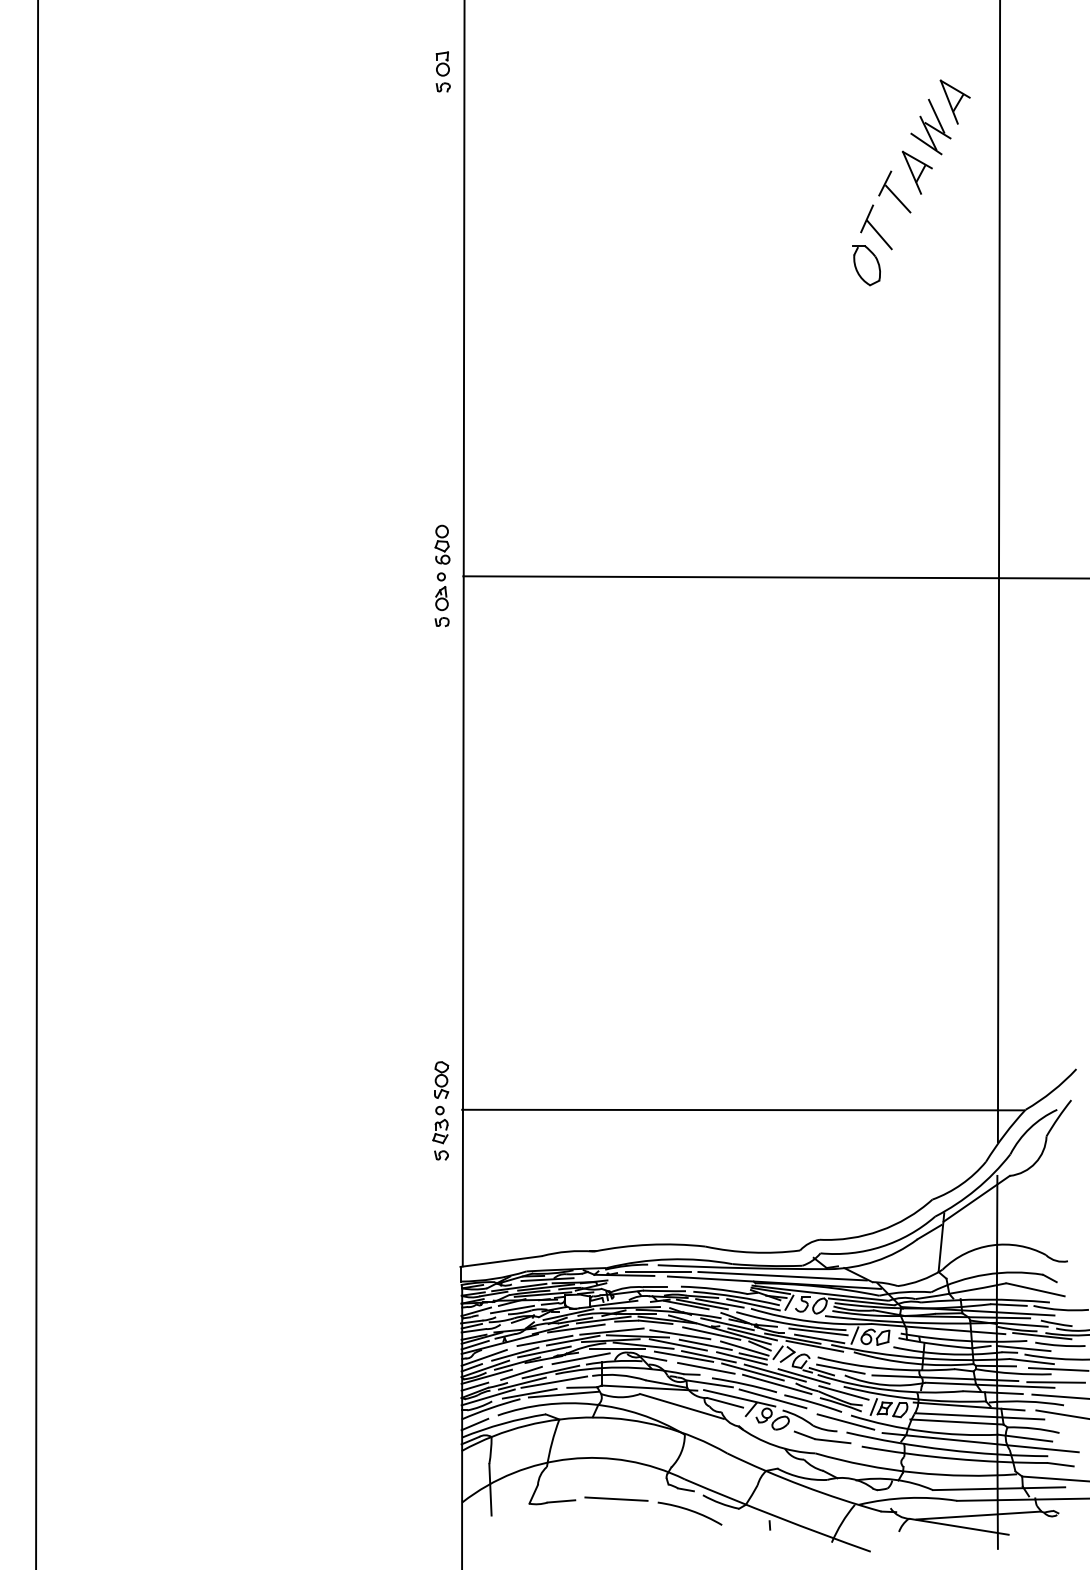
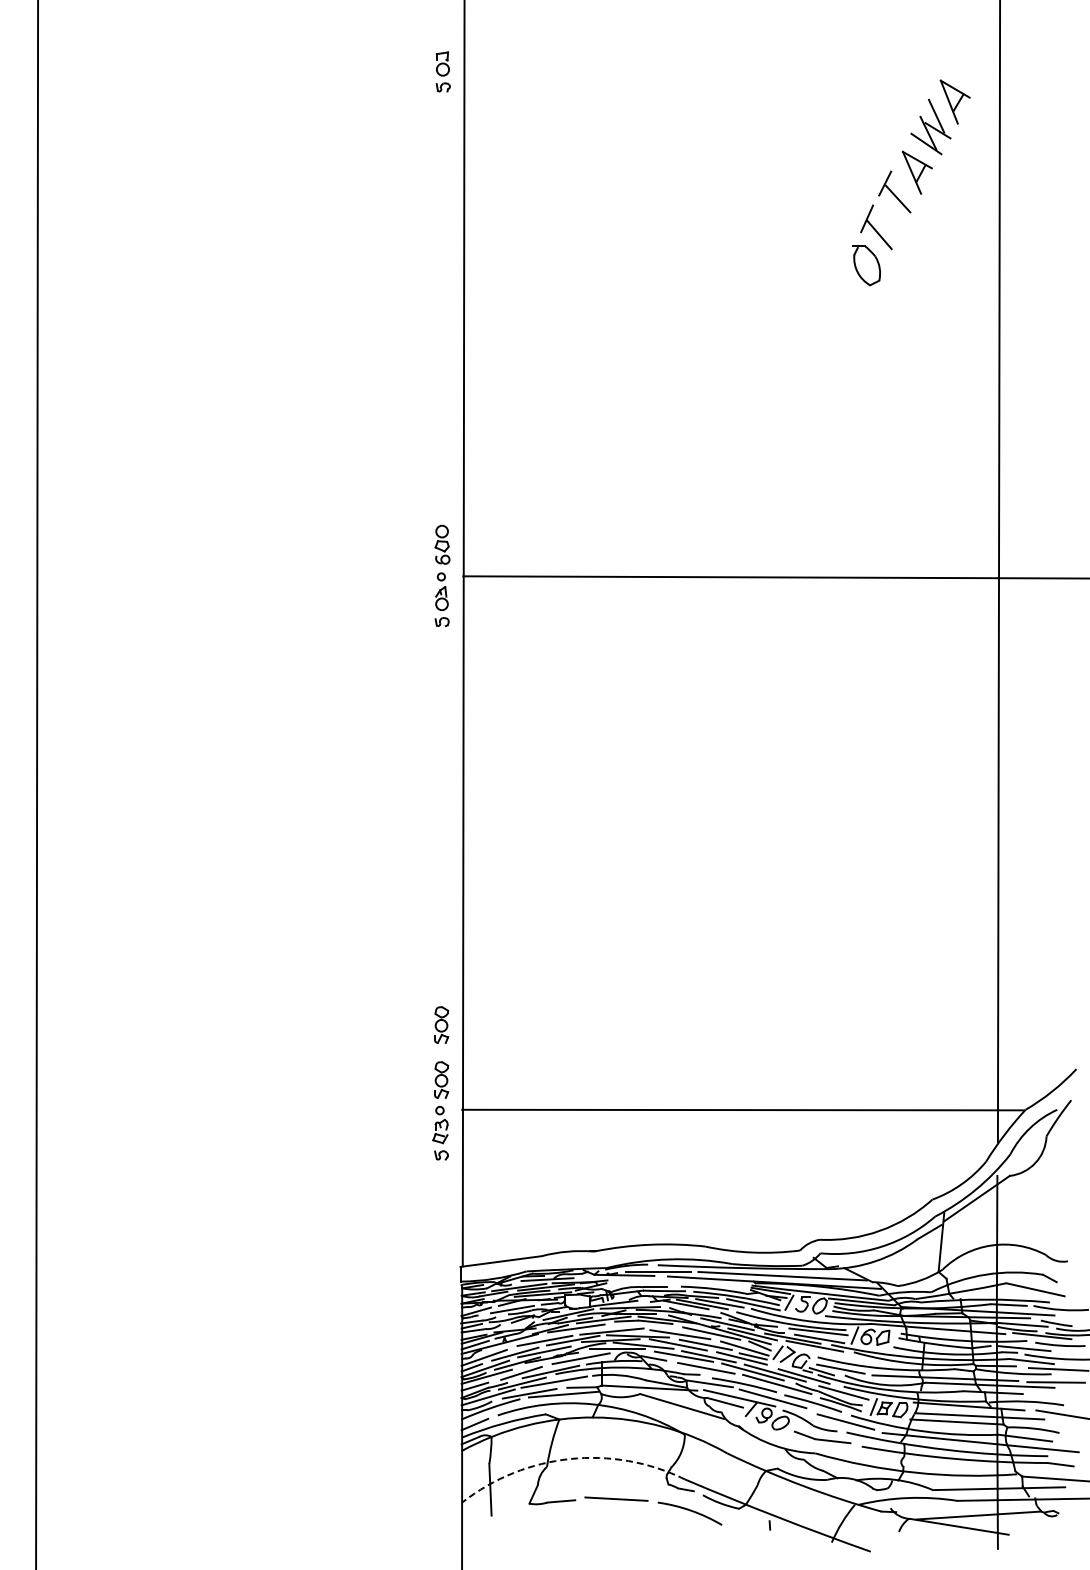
part: none -> present (441, 1024)
line: present -> none (1059, 1396)
arc: solid -> dashed (570, 1459)
